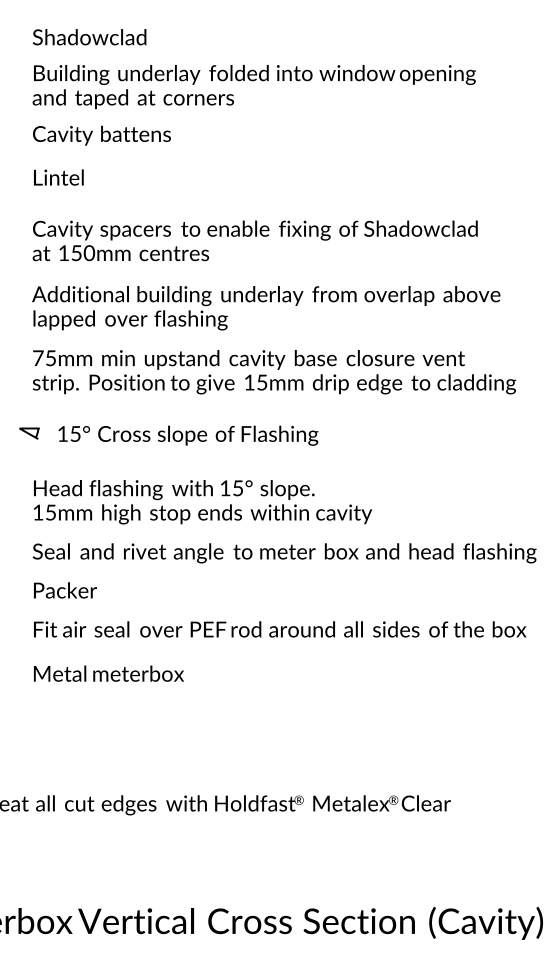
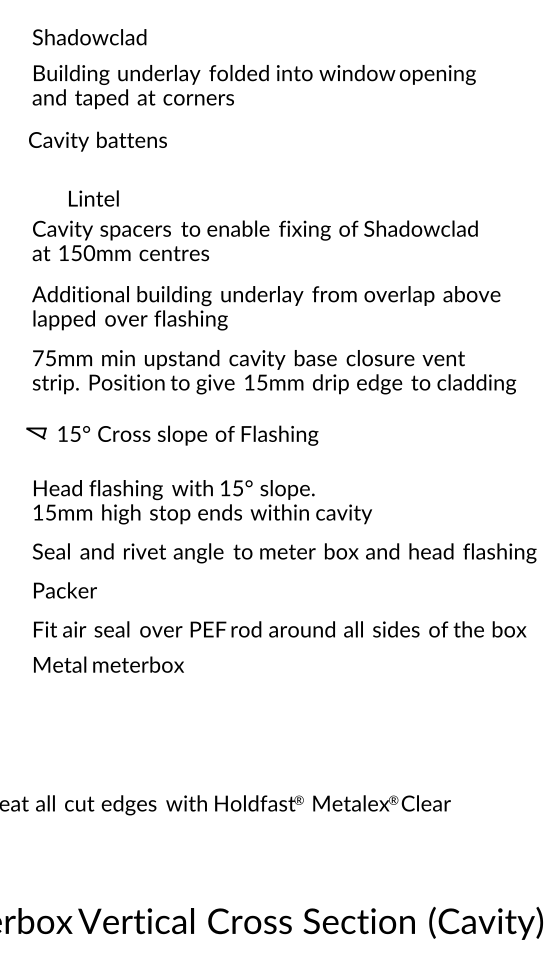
text position: (101, 135) -> (97, 141) (97, 141)
text position: (58, 177) -> (93, 198) (93, 198)
part position: (29, 433) -> (36, 433) (36, 433)
text position: (108, 673) -> (108, 664) (108, 664)
